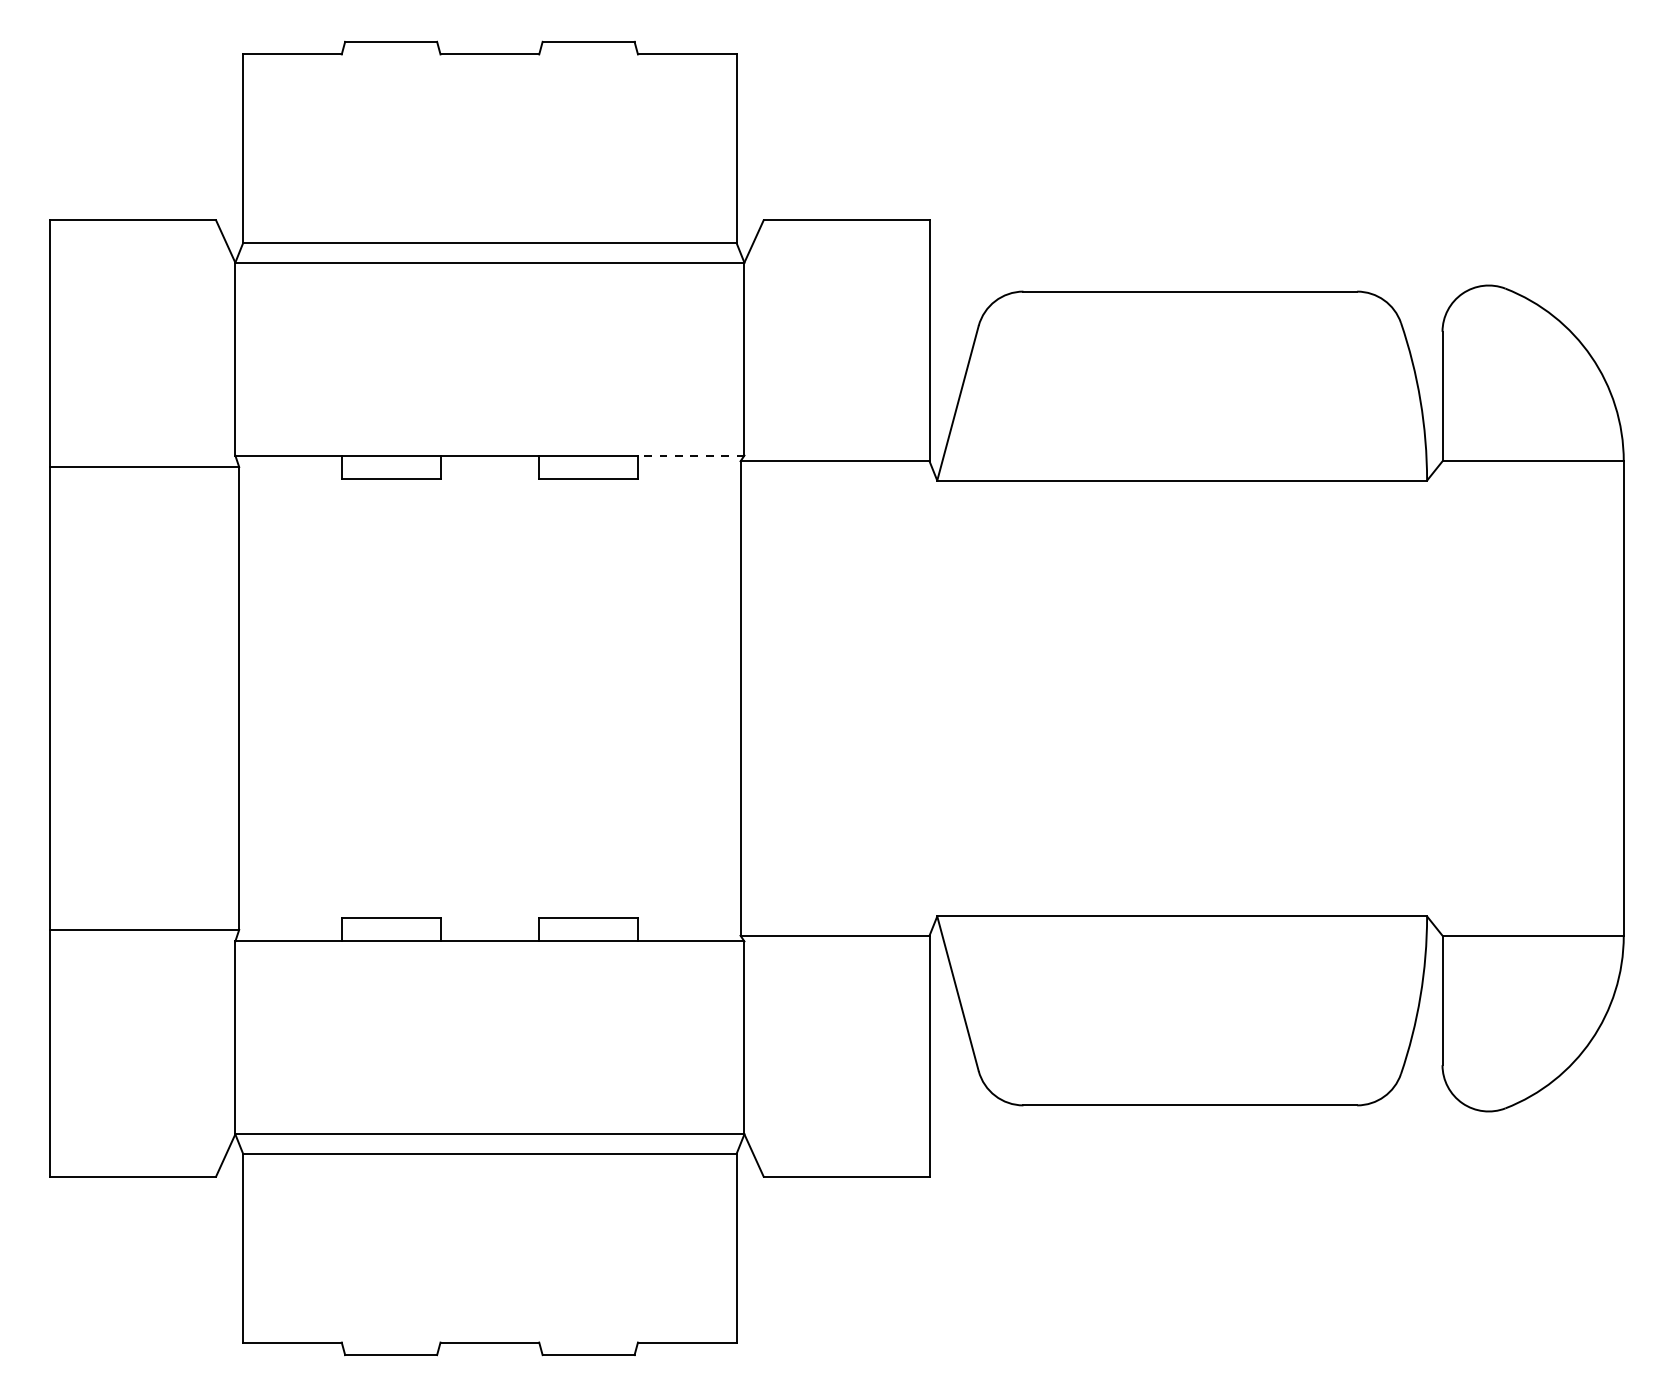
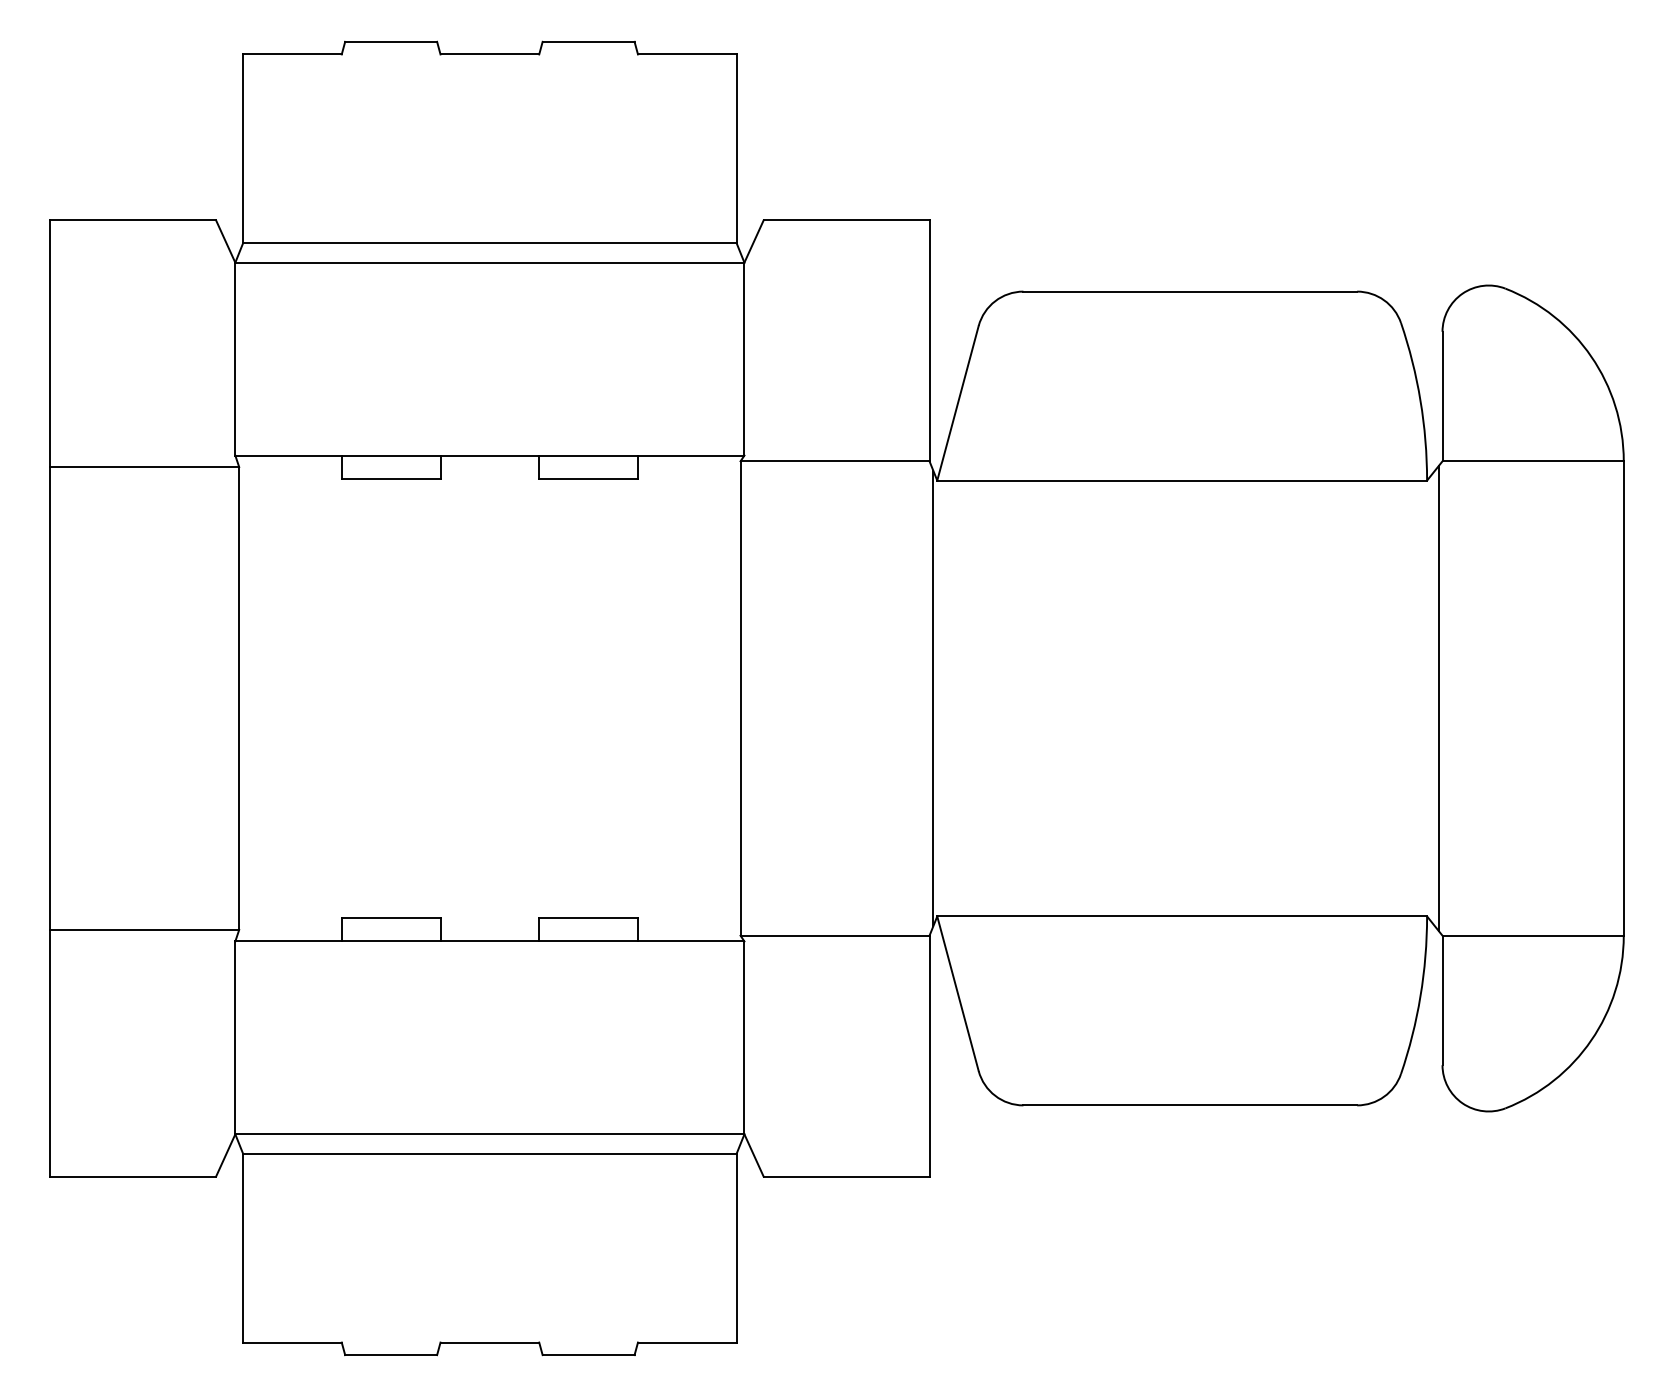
line: dashed -> solid (690, 455)
line: none -> present (933, 698)
line: none -> present (1438, 698)
